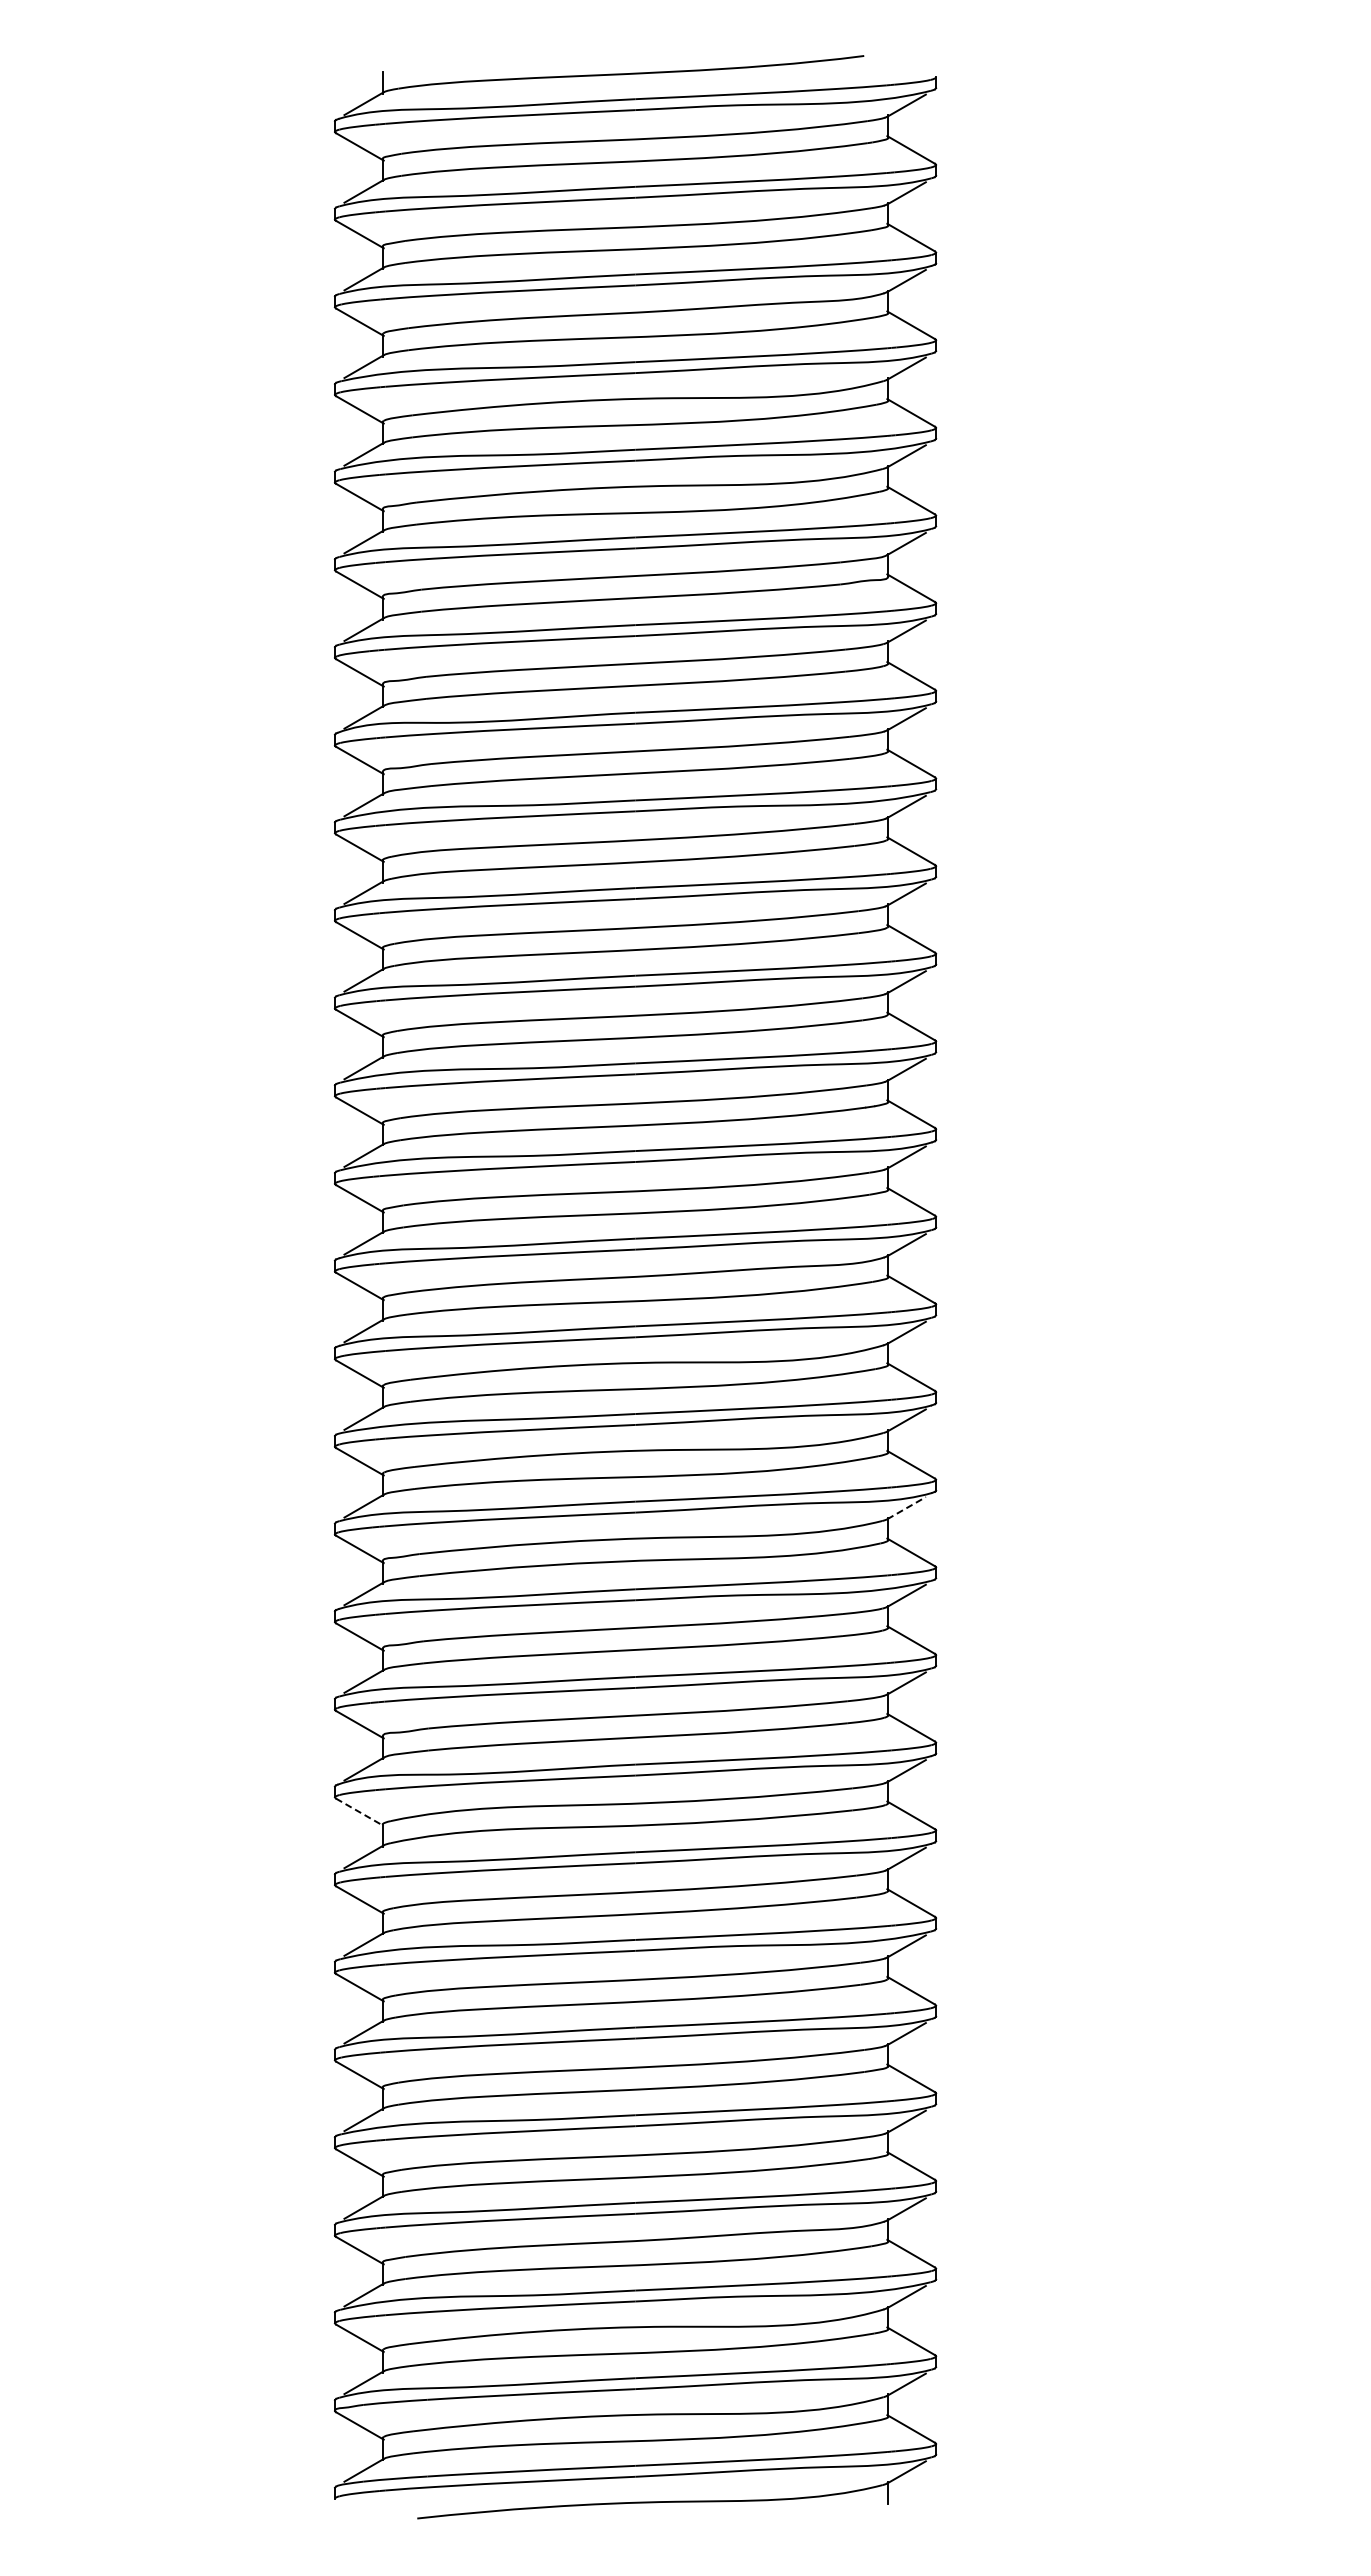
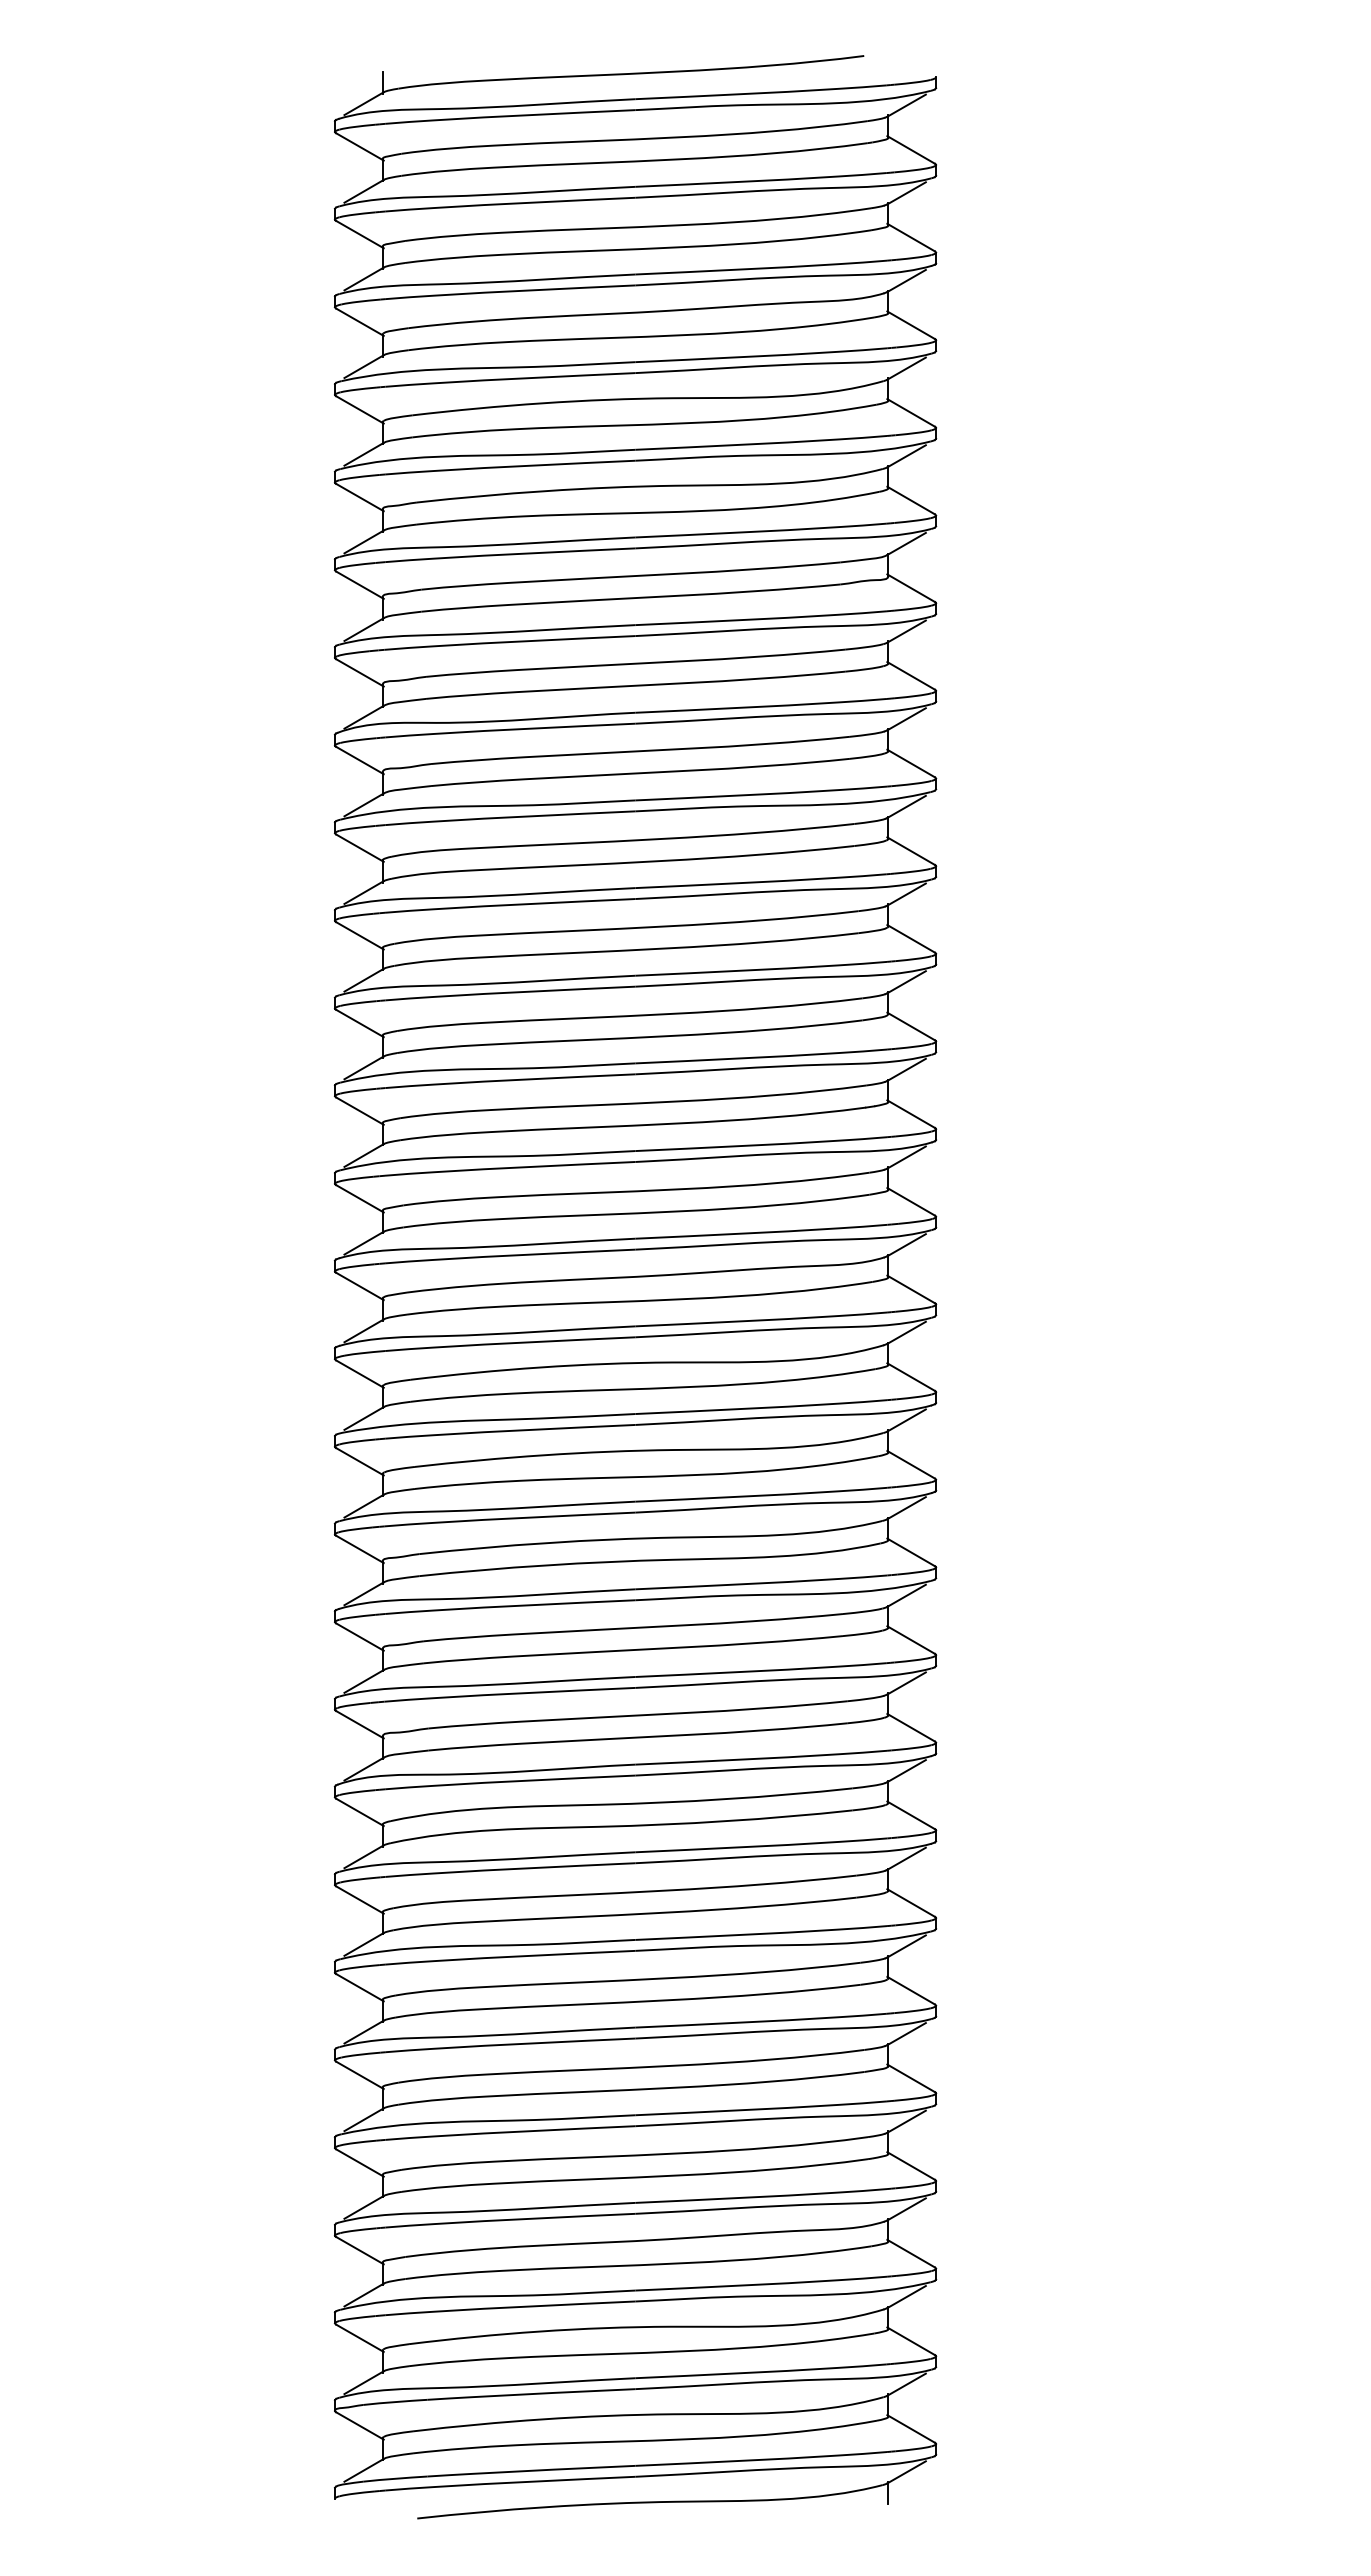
line: dashed -> solid (907, 1507)
line: dashed -> solid (359, 1812)
